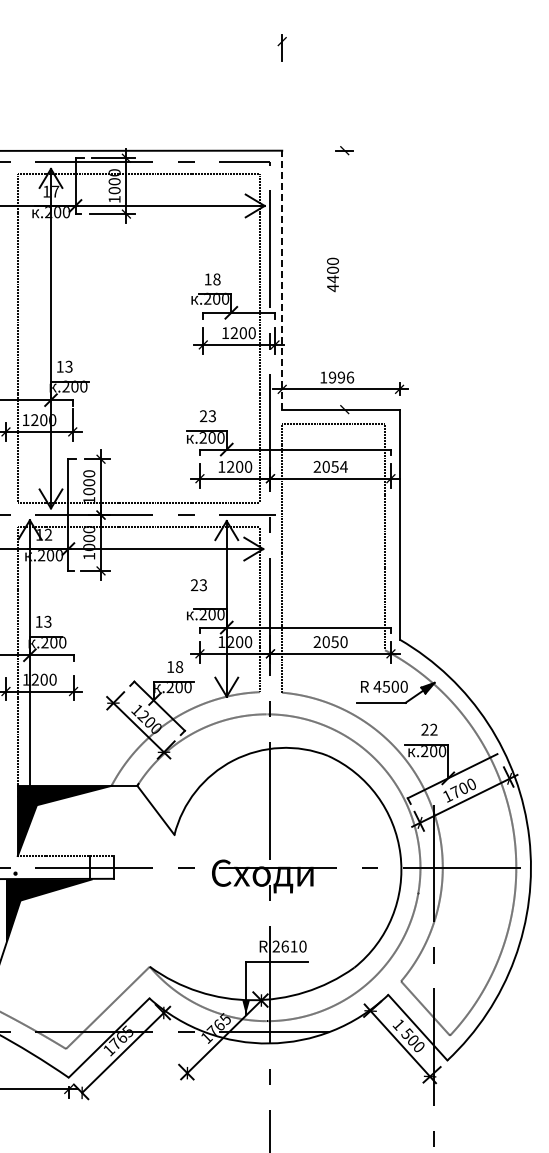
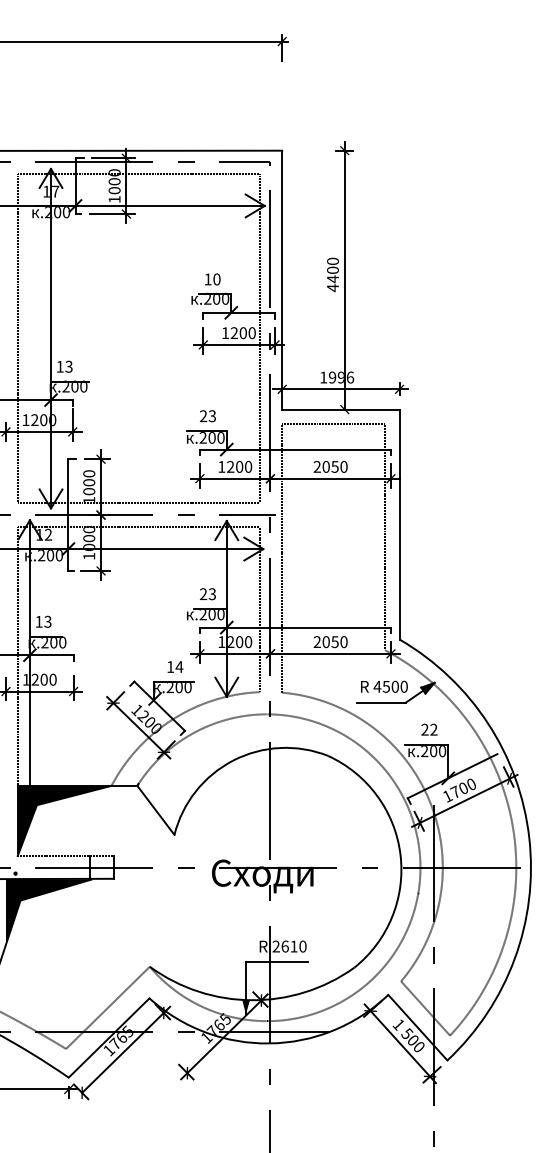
line: none -> present (145, 41)
line: none -> present (344, 275)
text: 18 -> 10 (216, 279)
line: dashed -> solid (282, 279)
text: 2054 -> 2050 (343, 466)
text position: (198, 585) -> (207, 594) (207, 594)
text: 18 -> 14 (179, 667)
